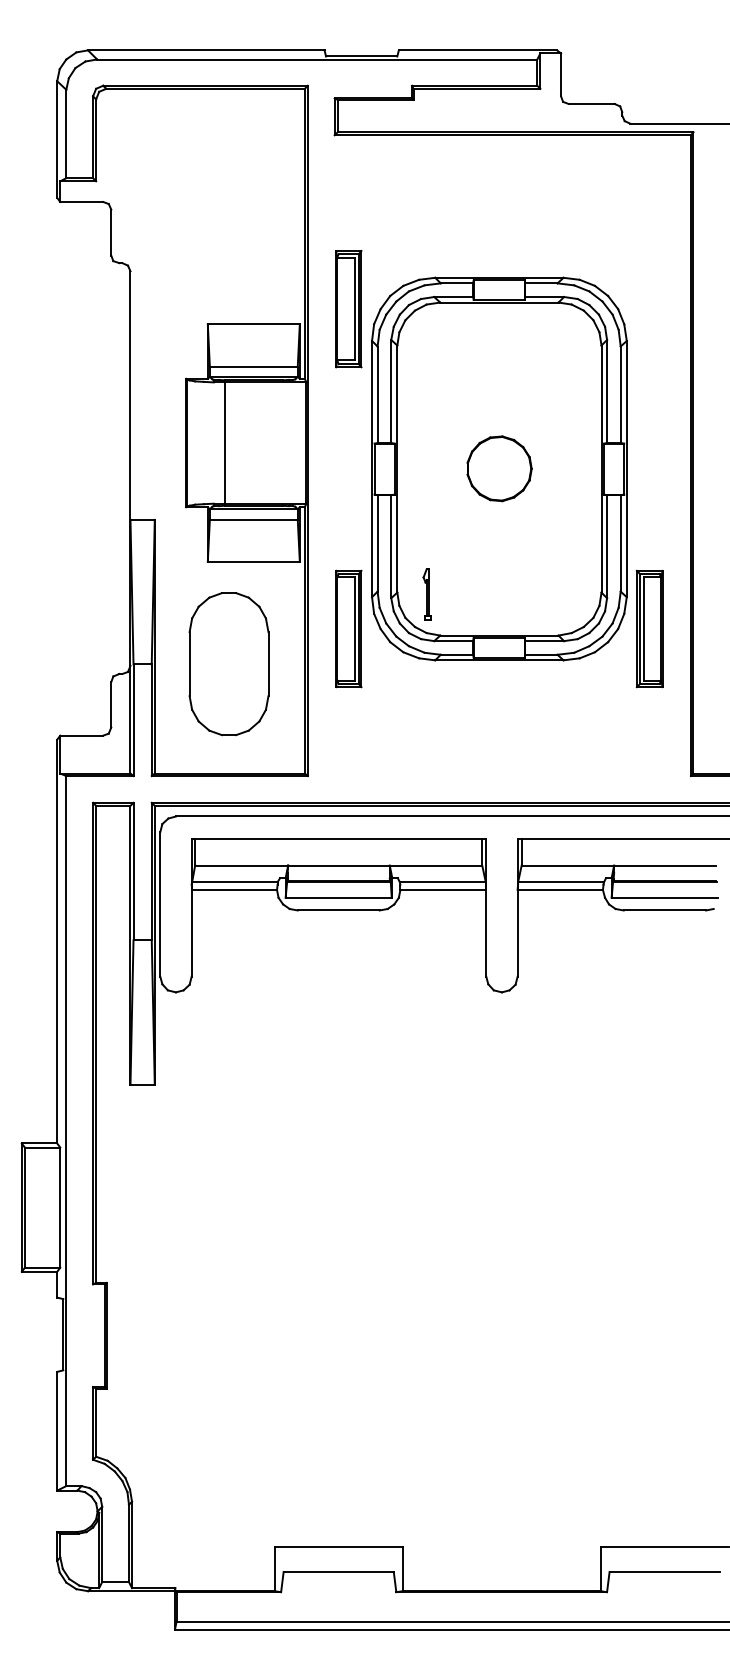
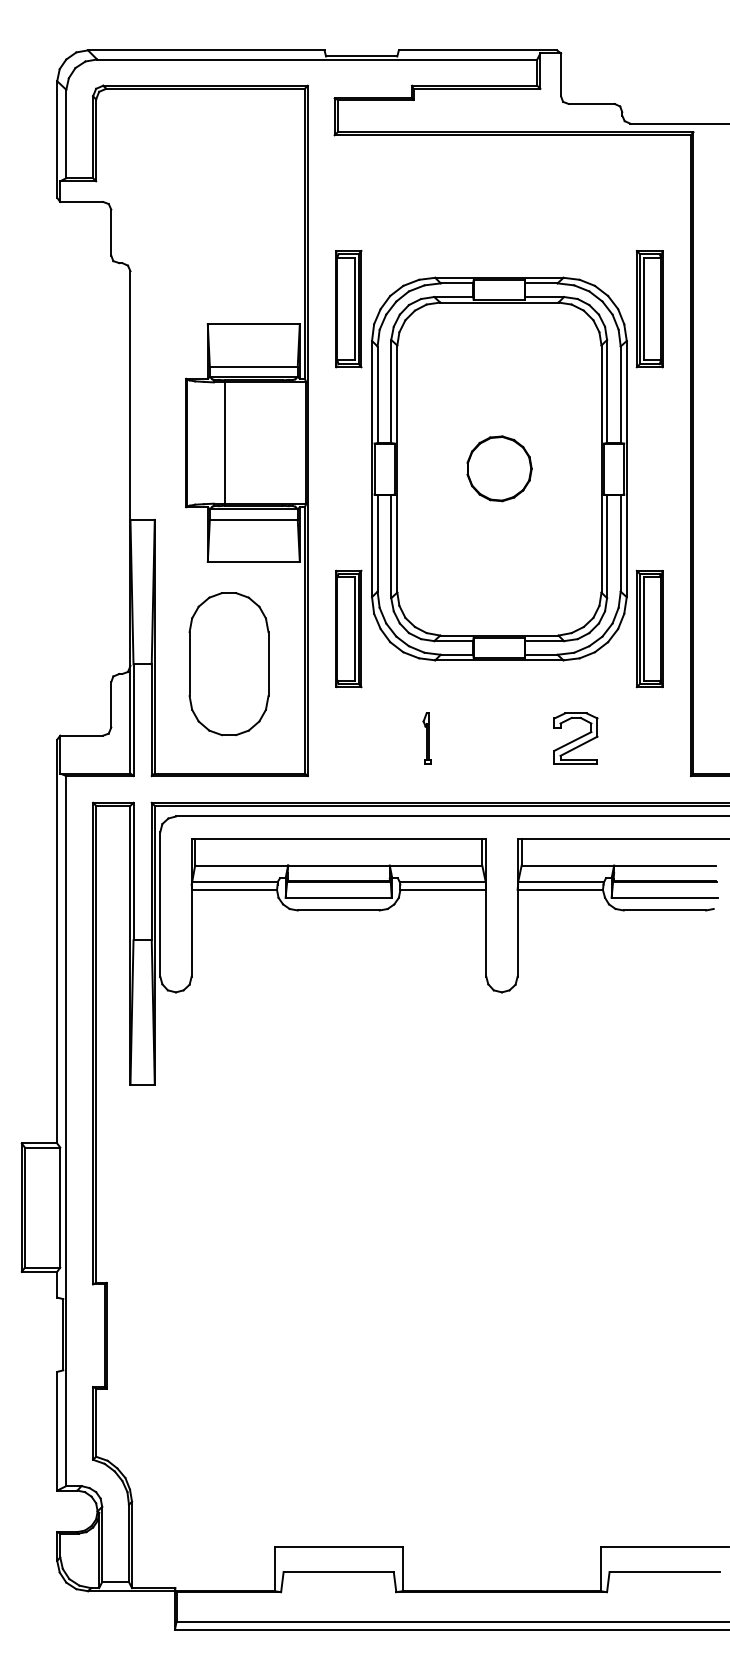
part: none -> present (649, 309)
part position: (426, 594) -> (426, 738) (426, 738)
part: none -> present (575, 738)
